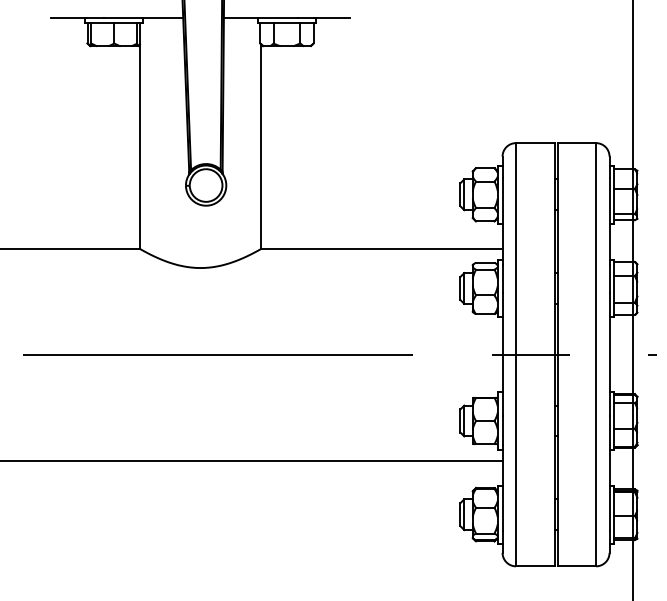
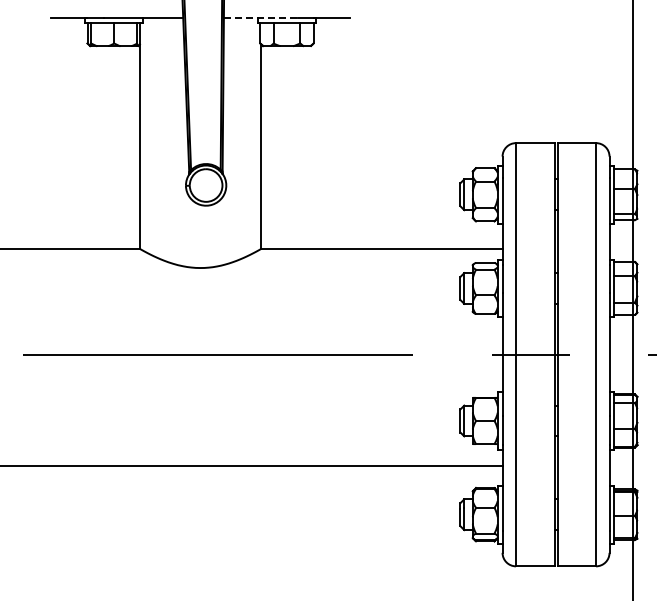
line: solid -> dashed (260, 18)
line position: (252, 460) -> (252, 465) (252, 465)
